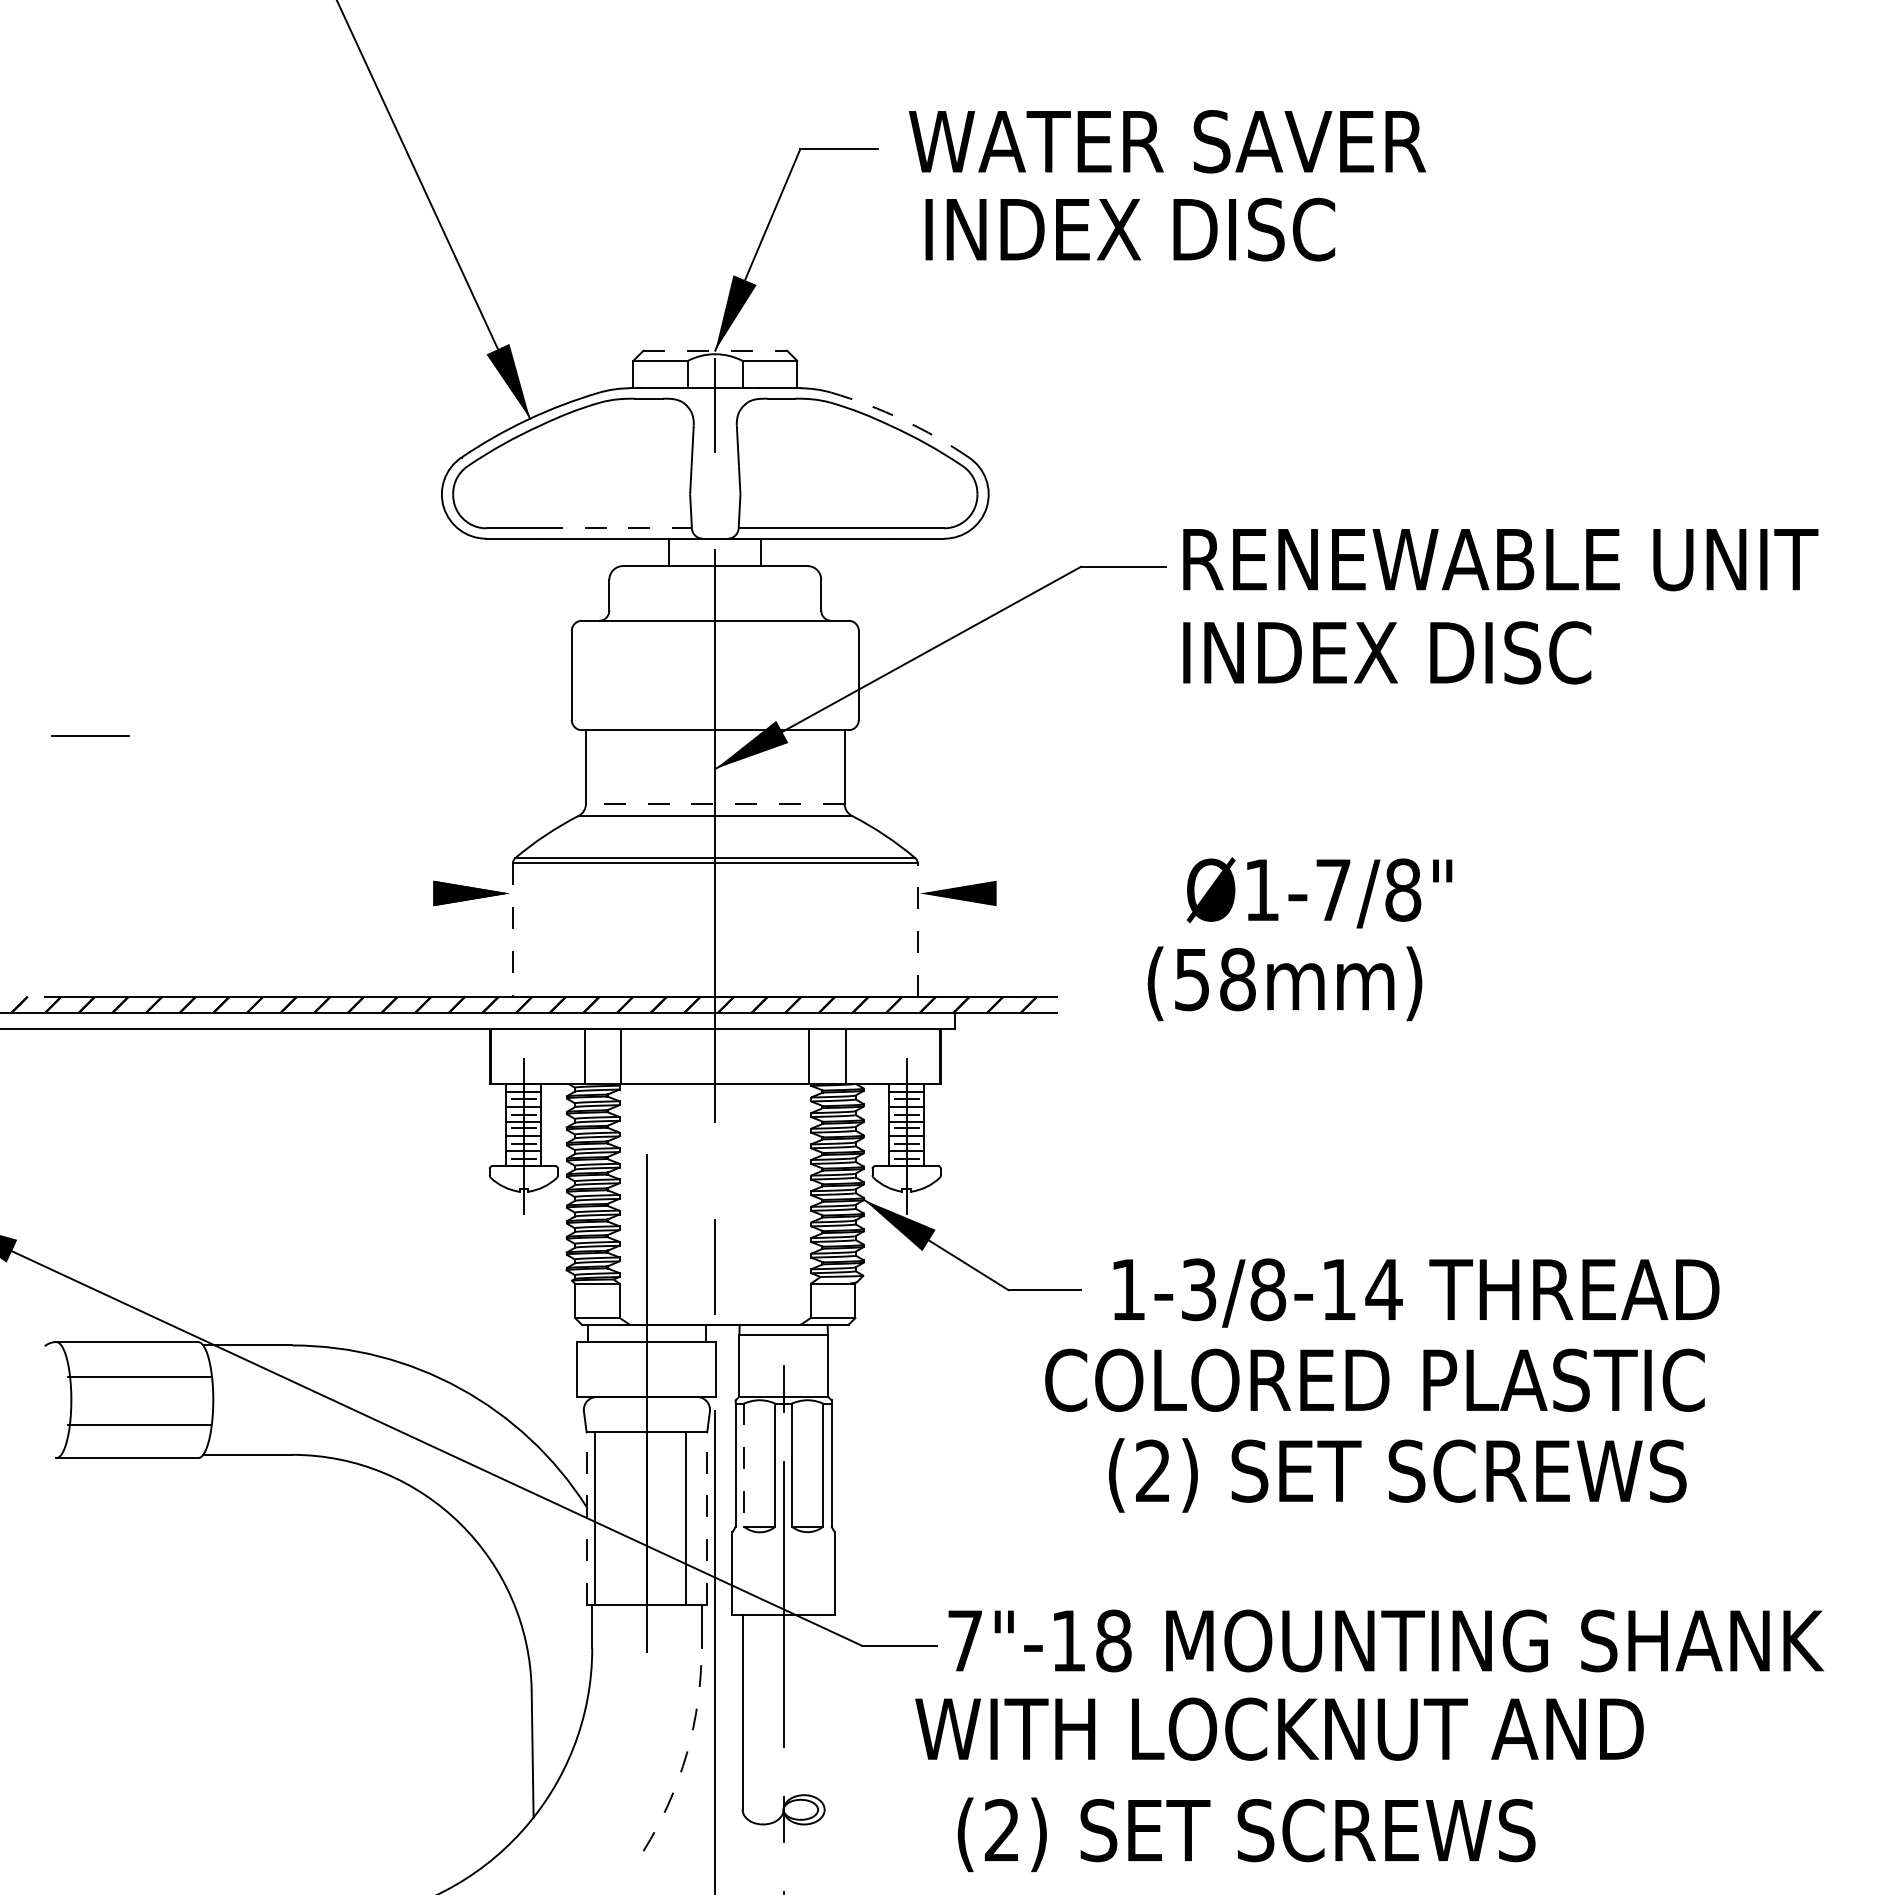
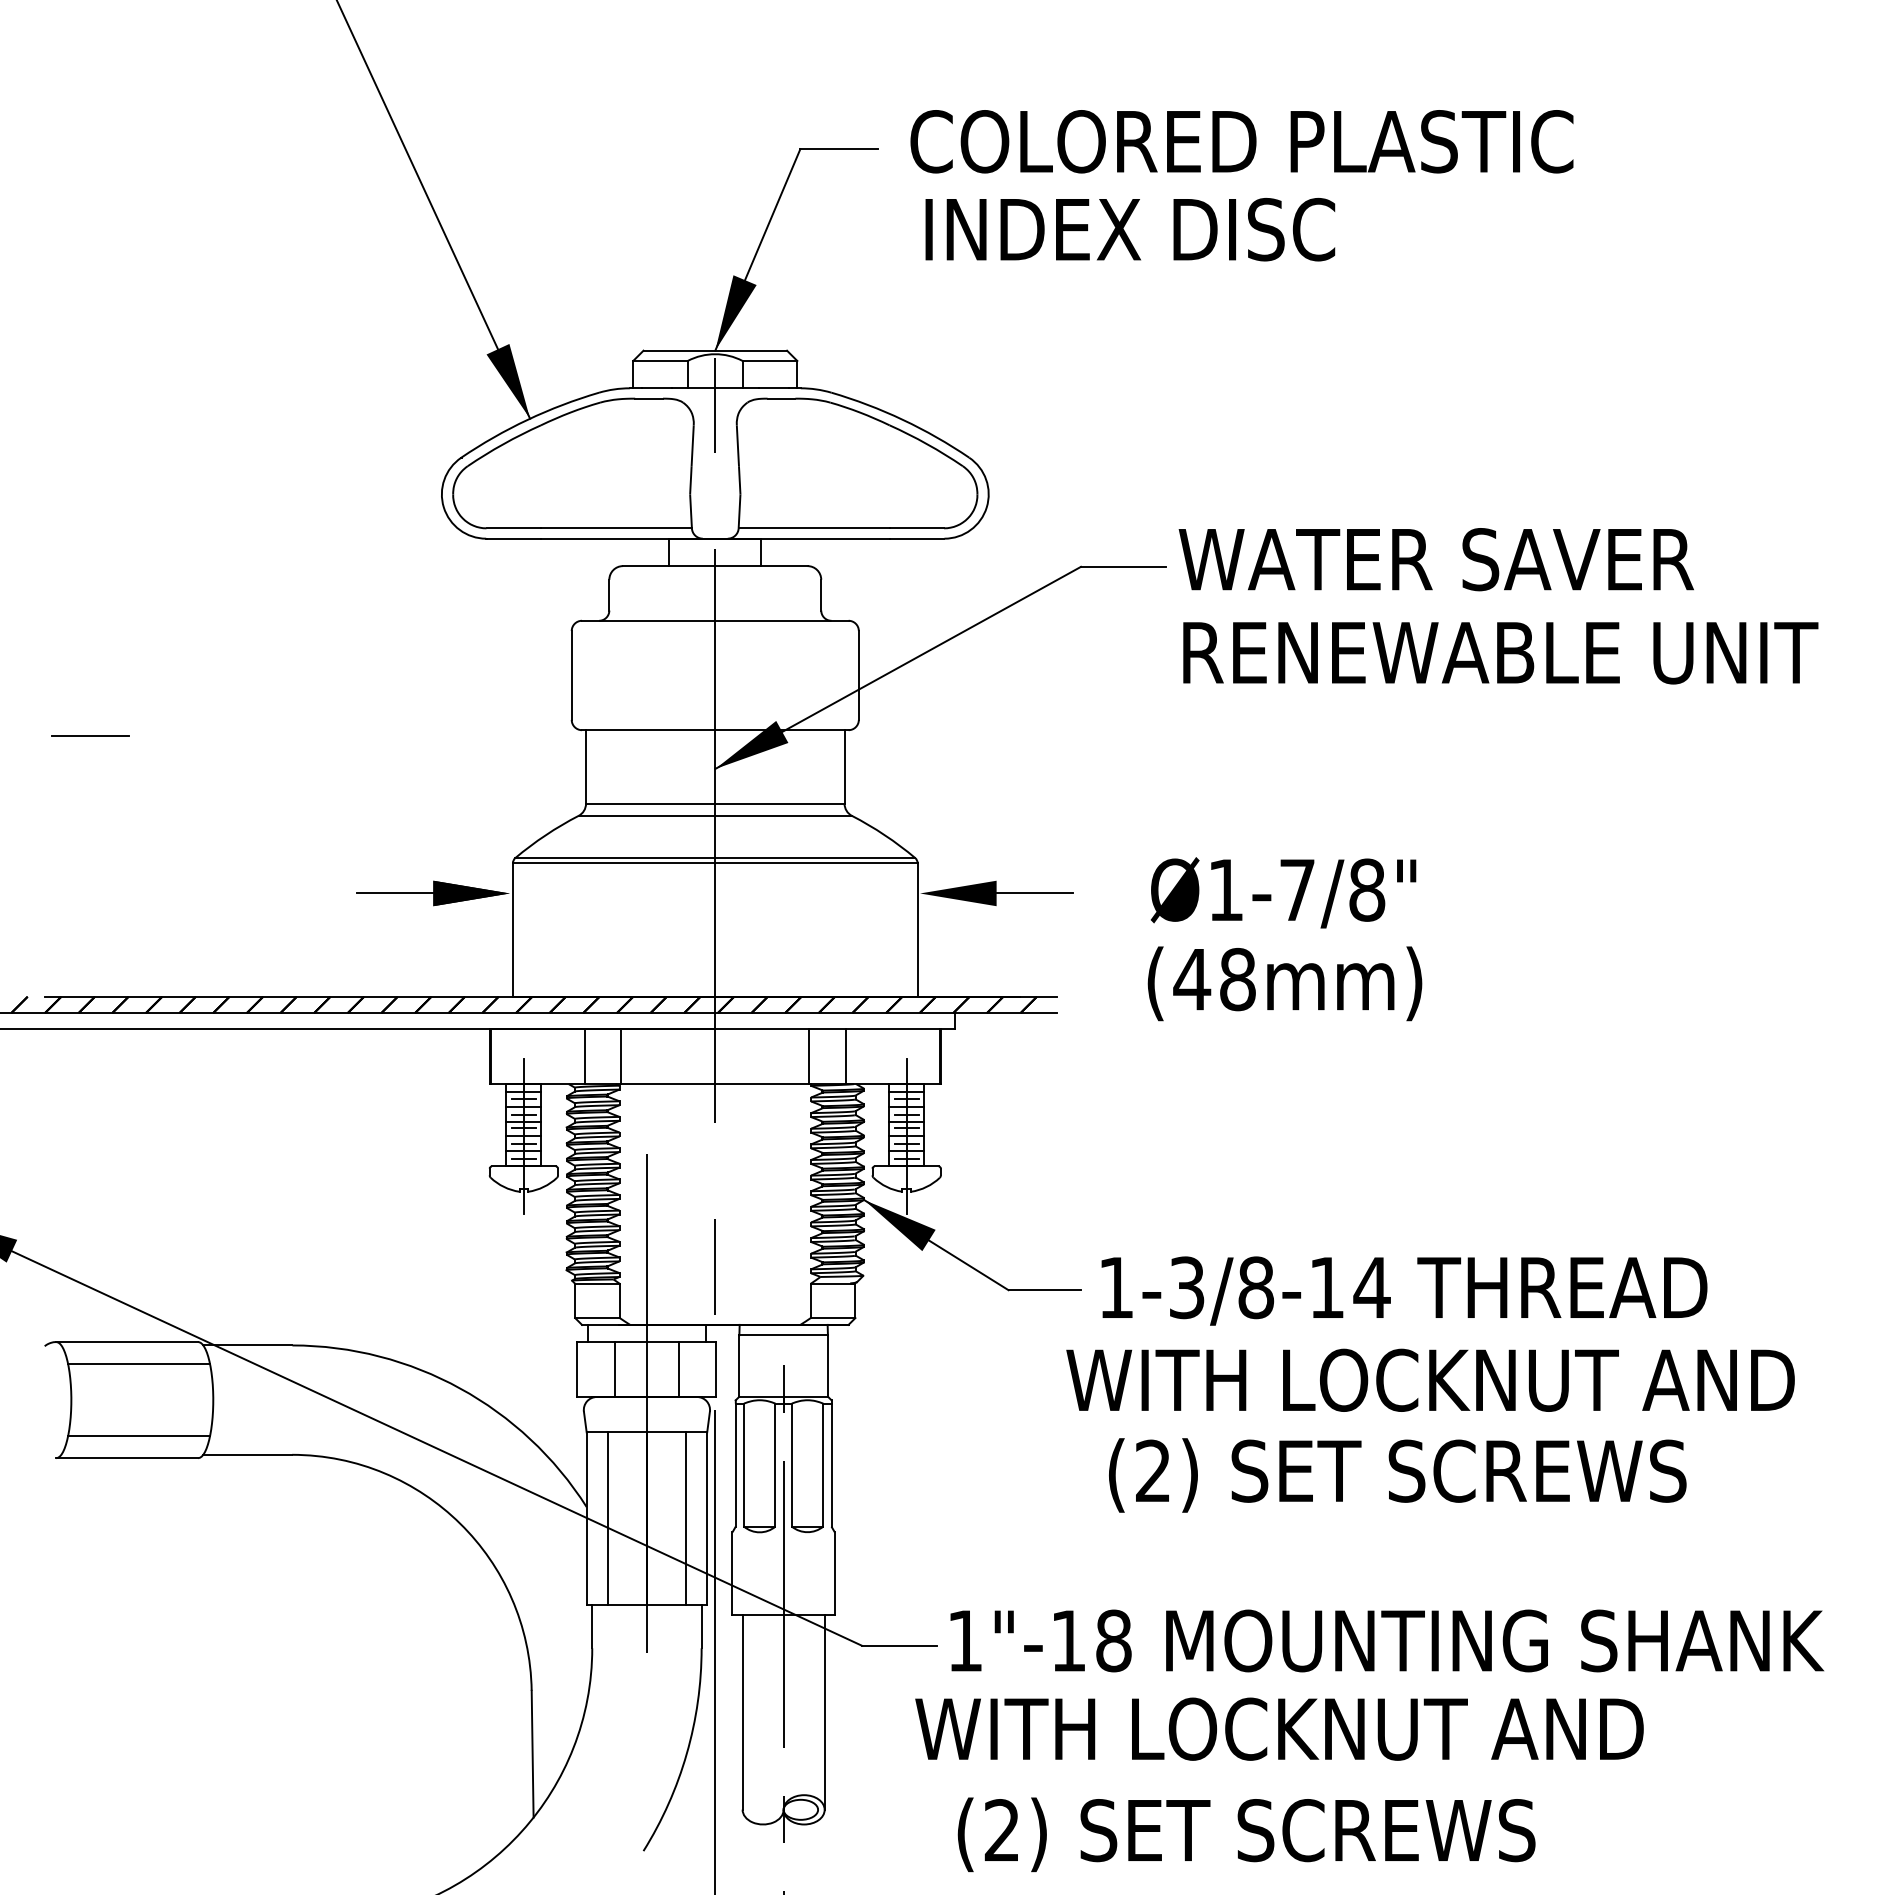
text: WATER SAVER -> COLORED PLASTIC (1241, 141)
line: dashed -> solid (715, 350)
arc: dashed -> solid (902, 419)
line: dashed -> solid (616, 528)
text: RENEWABLE UNIT -> WATER SAVER (1498, 559)
text: INDEX DISC -> RENEWABLE UNIT (1504, 652)
line: dashed -> solid (714, 803)
text position: (1319, 892) -> (1283, 892) (1283, 892)
line: none -> present (394, 893)
line: none -> present (1034, 893)
line: dashed -> solid (512, 930)
line: dashed -> solid (917, 930)
text: (58mm) -> (48mm) (1192, 980)
text position: (1416, 1292) -> (1404, 1290) (1404, 1290)
line: none -> present (614, 1369)
line: none -> present (679, 1369)
line position: (139, 1377) -> (139, 1364) (139, 1364)
text: COLORED PLASTIC -> WITH LOCKNUT AND (1419, 1379)
line position: (139, 1425) -> (139, 1436) (139, 1436)
line: dashed -> solid (743, 1465)
line: dashed -> solid (586, 1518)
line position: (594, 1518) -> (607, 1518) (607, 1518)
line: dashed -> solid (707, 1518)
text: 7"-18 -> 1"-18 (964, 1640)
line: none -> present (824, 1712)
arc: dashed -> solid (686, 1753)
